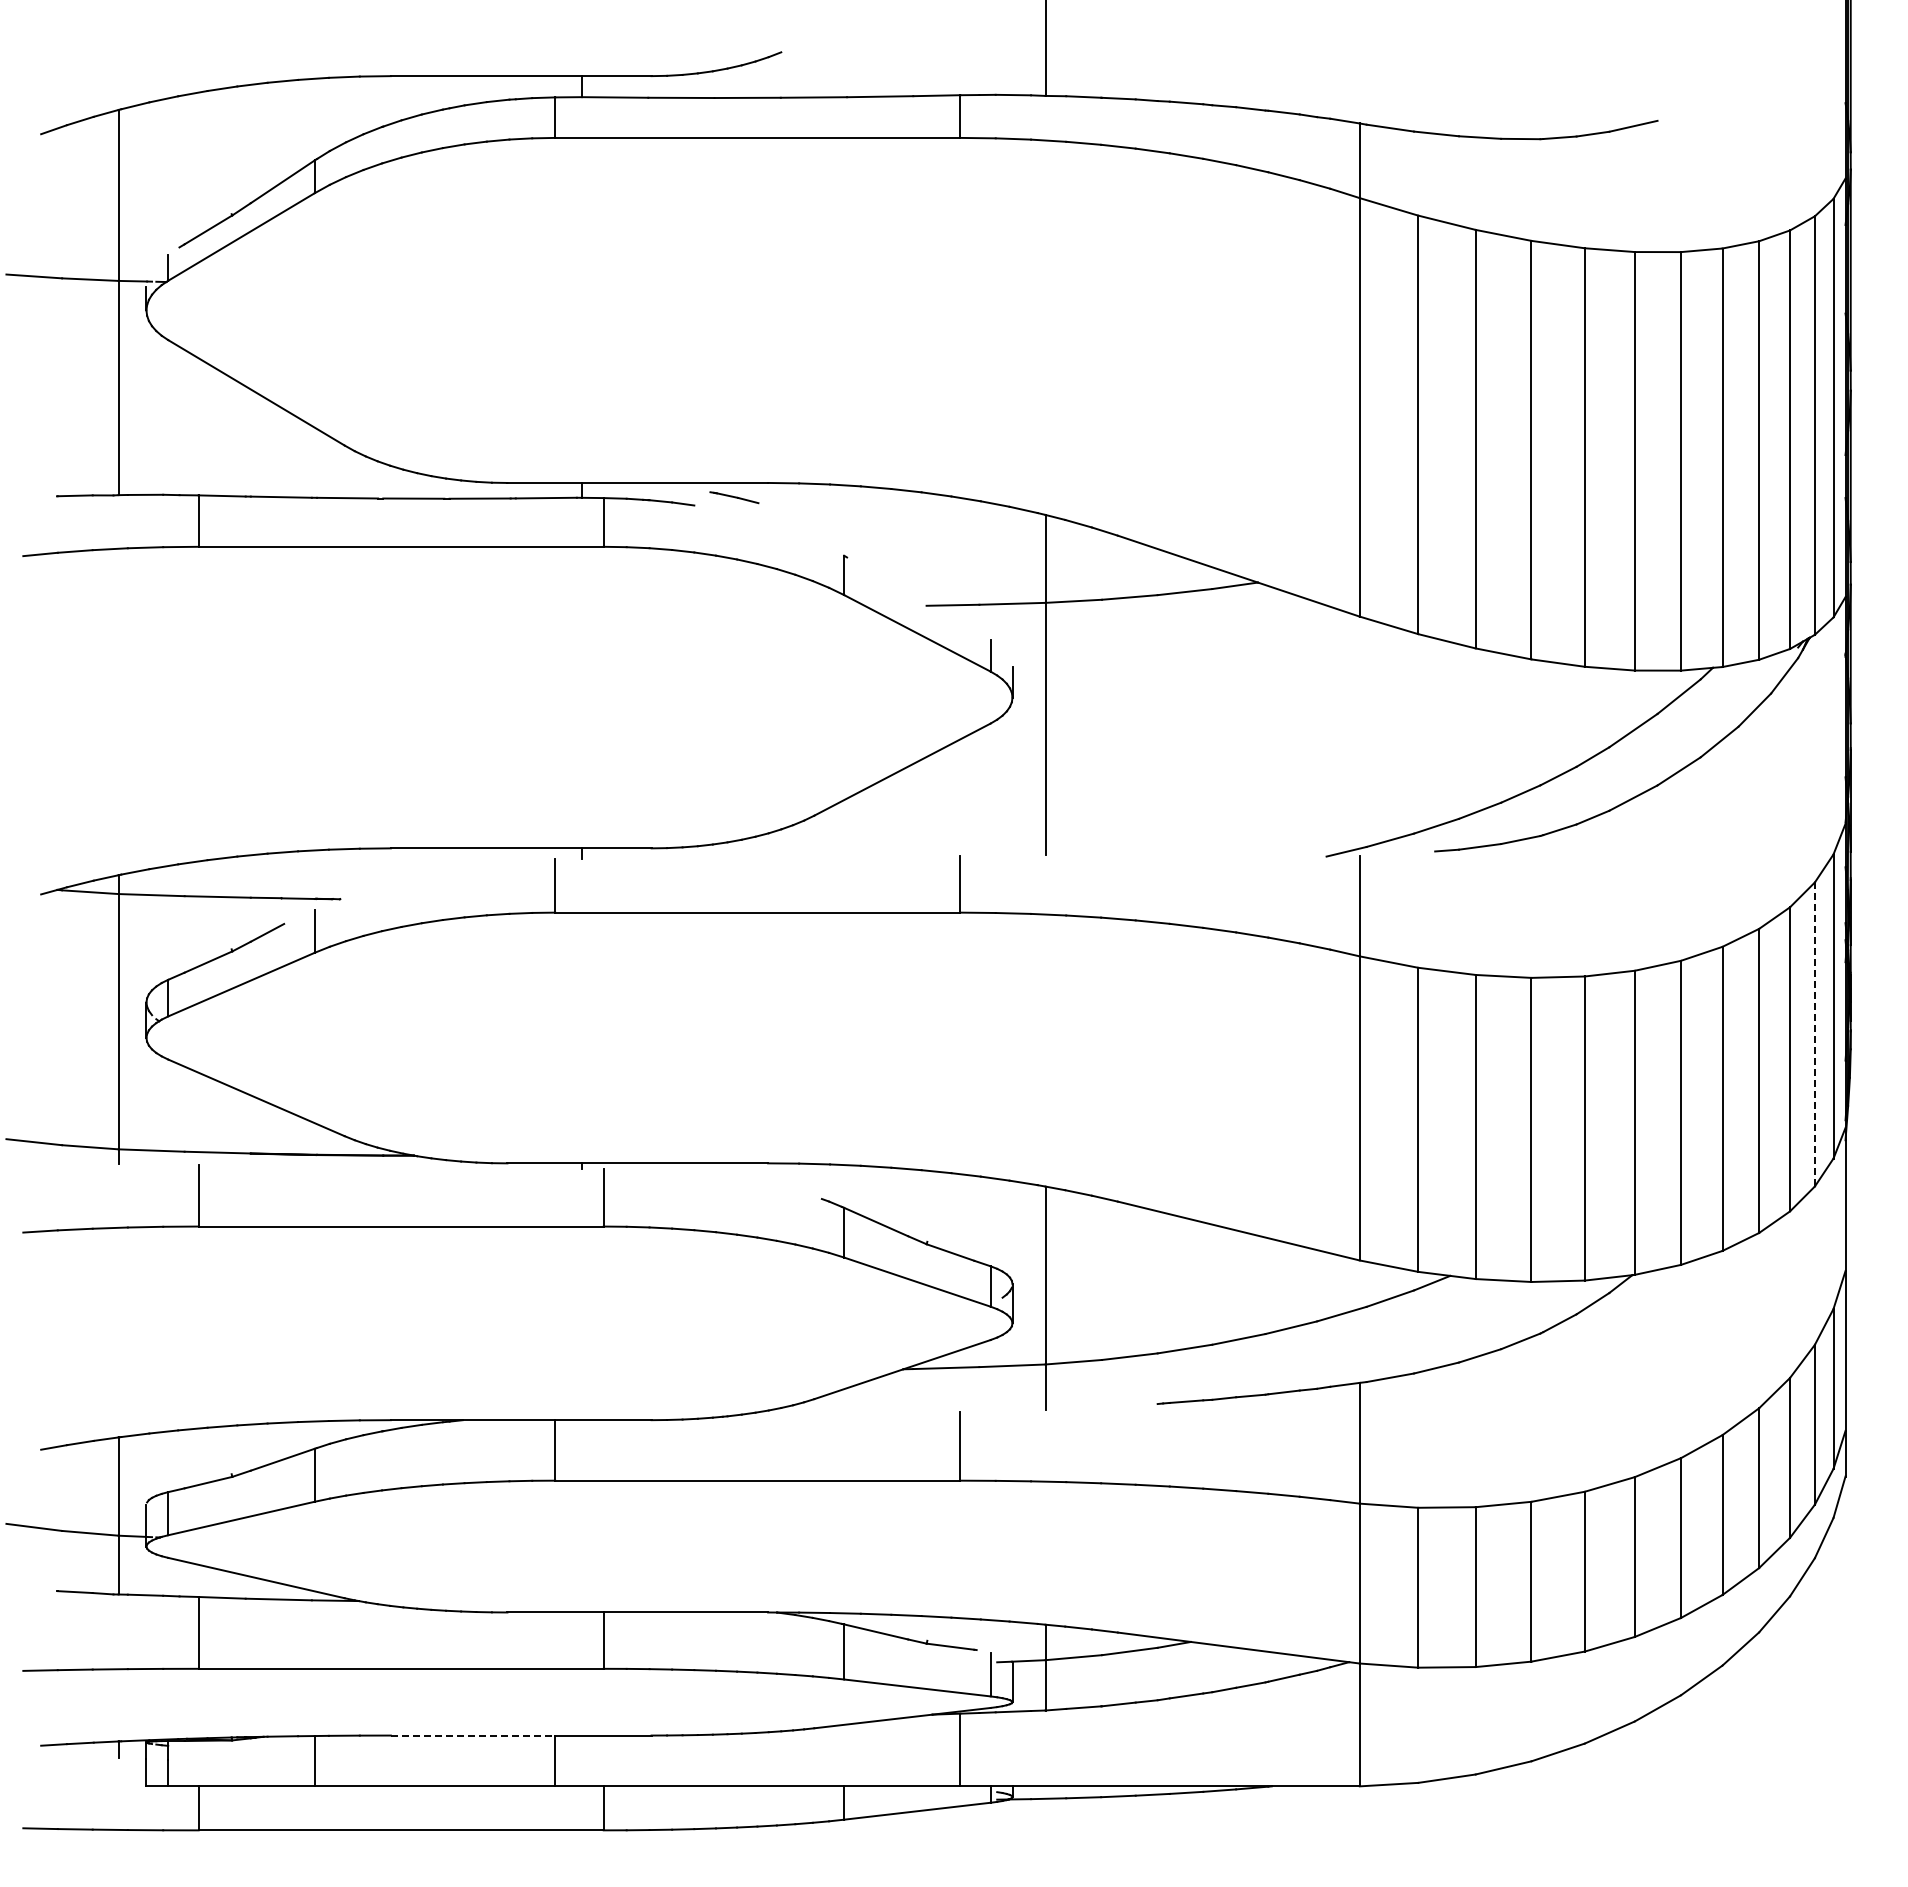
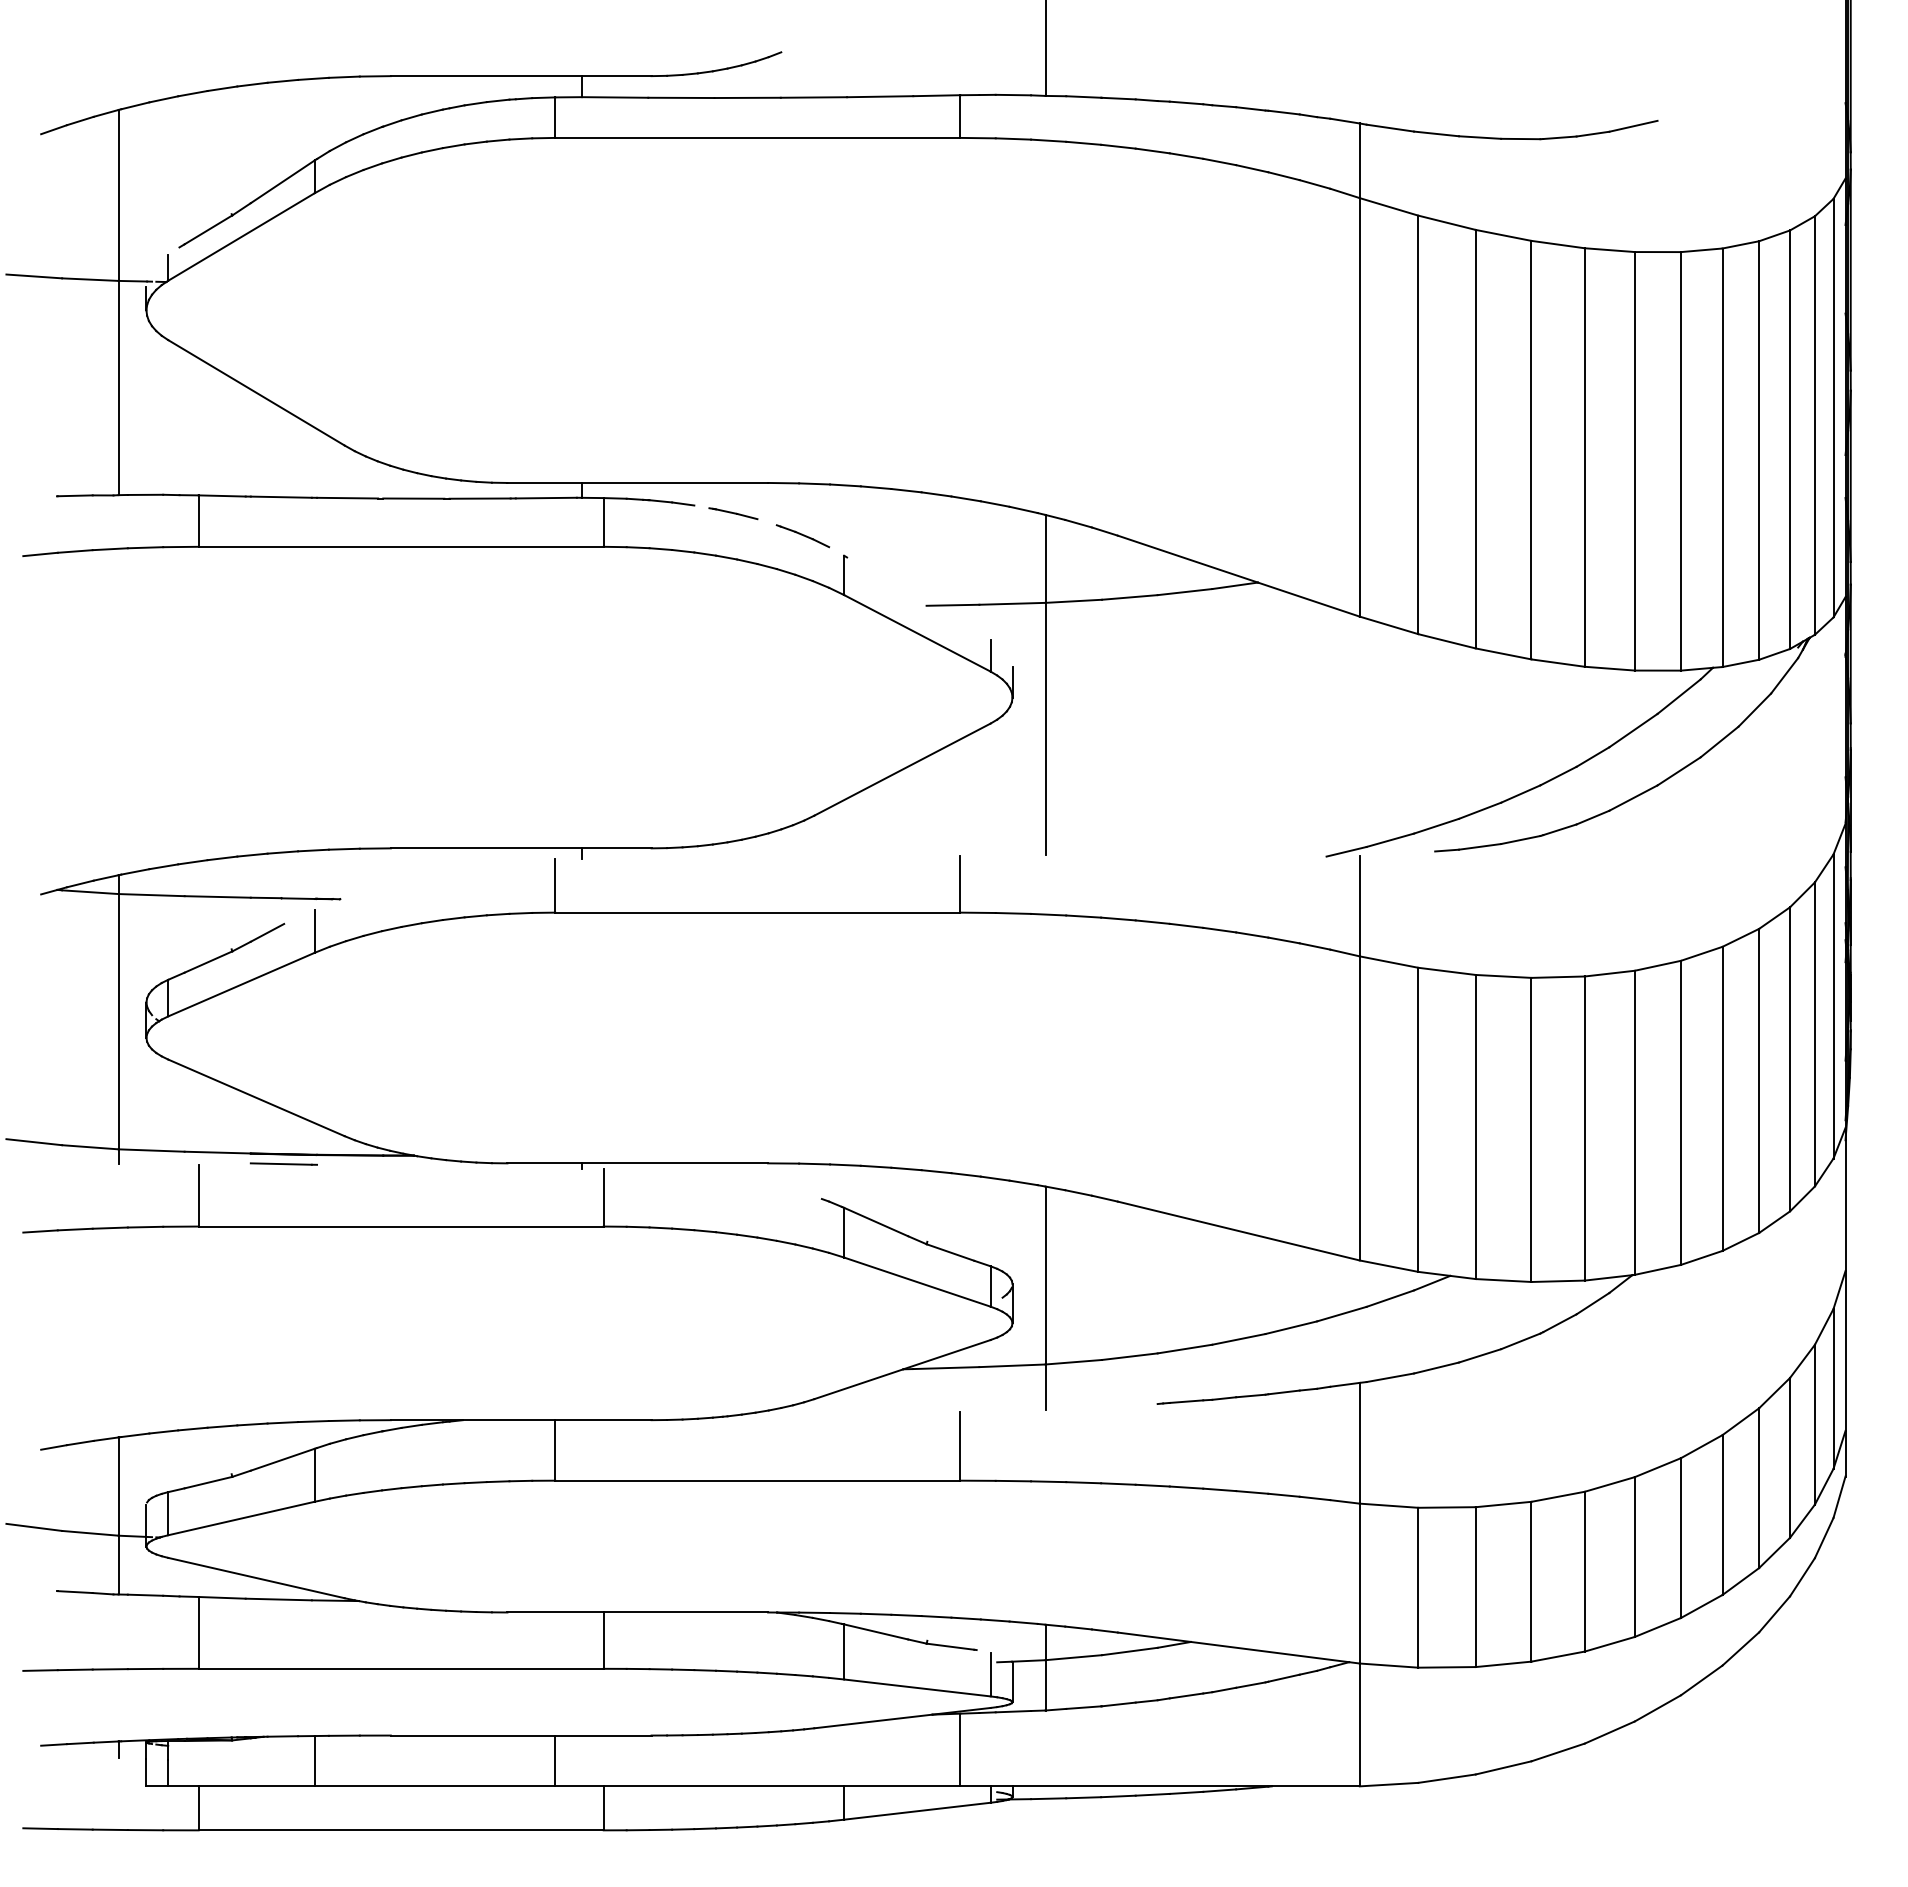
line position: (734, 497) -> (733, 513) (733, 513)
part: none -> present (802, 536)
line: dashed -> solid (1814, 1034)
line: none -> present (283, 1163)
line: dashed -> solid (473, 1735)
